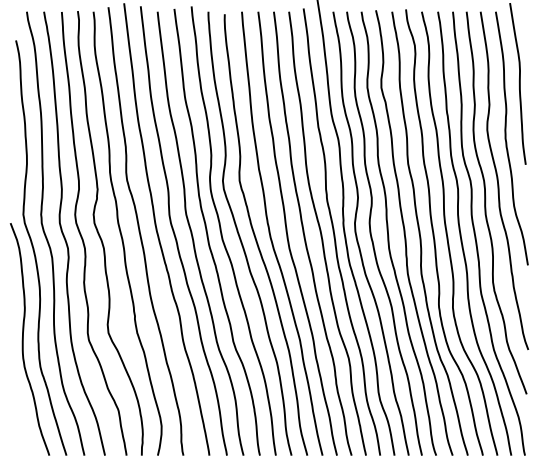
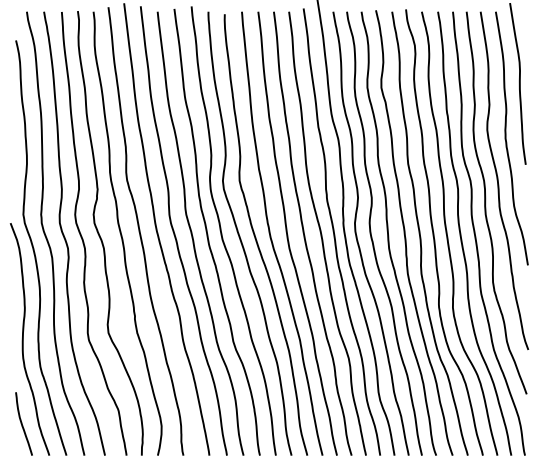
curve: none -> present (22, 423)
